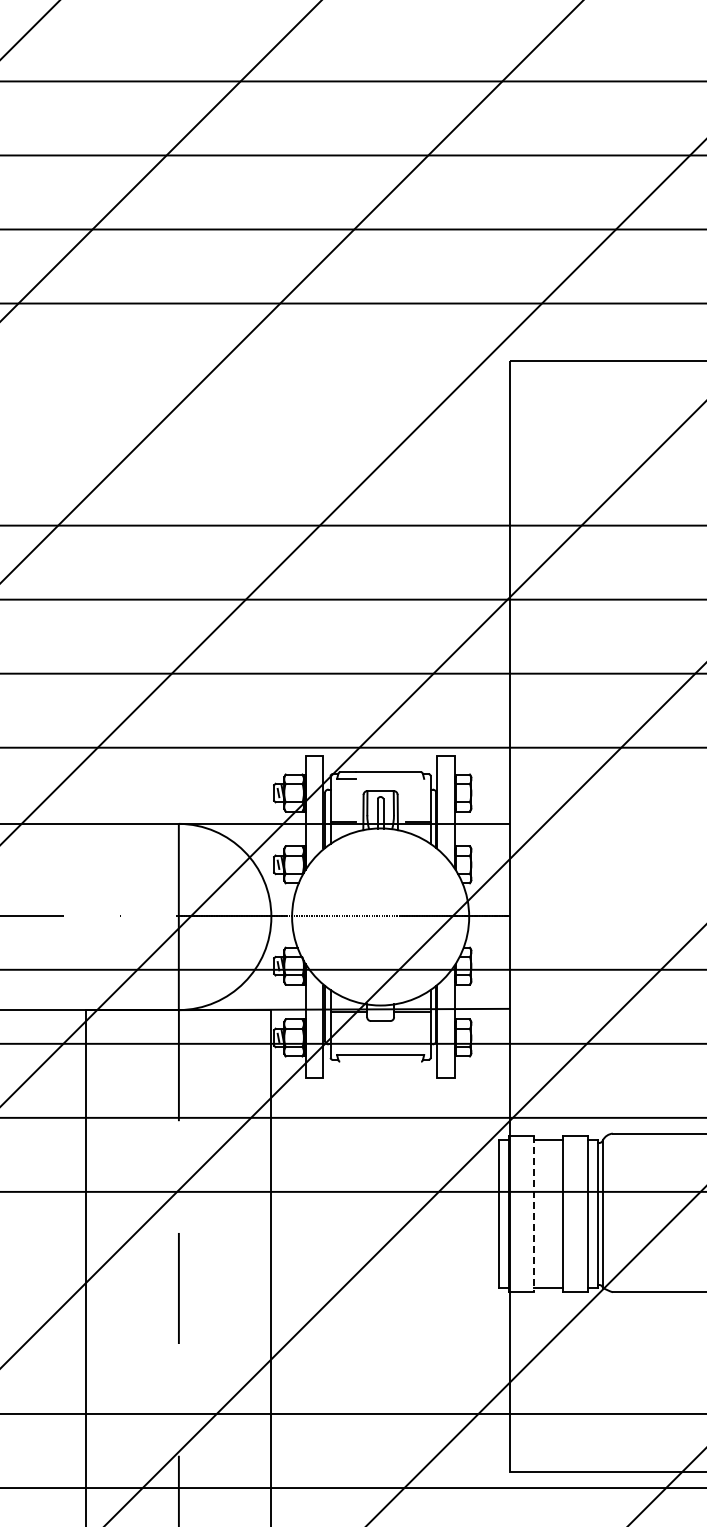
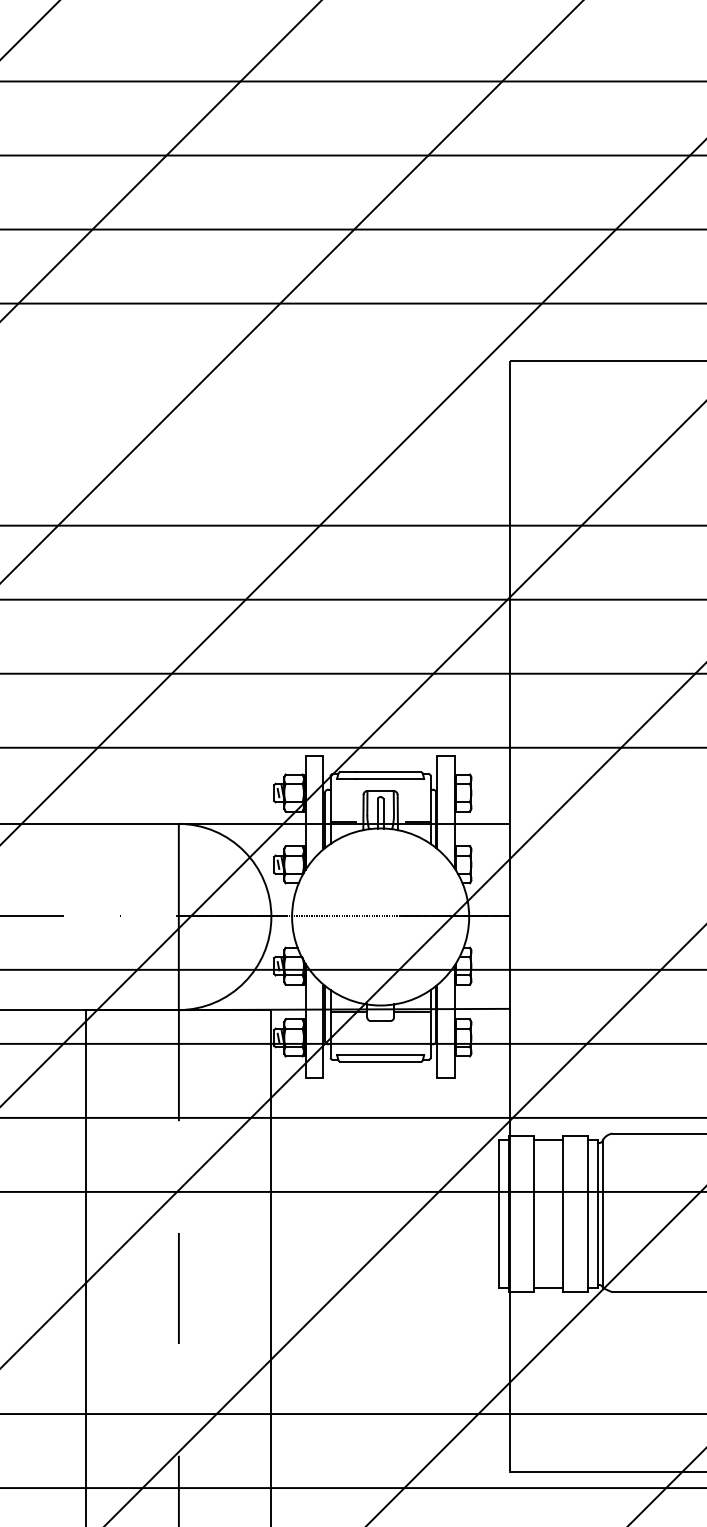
line: none -> present (390, 778)
line: none -> present (380, 1061)
line: dashed -> solid (533, 1214)
